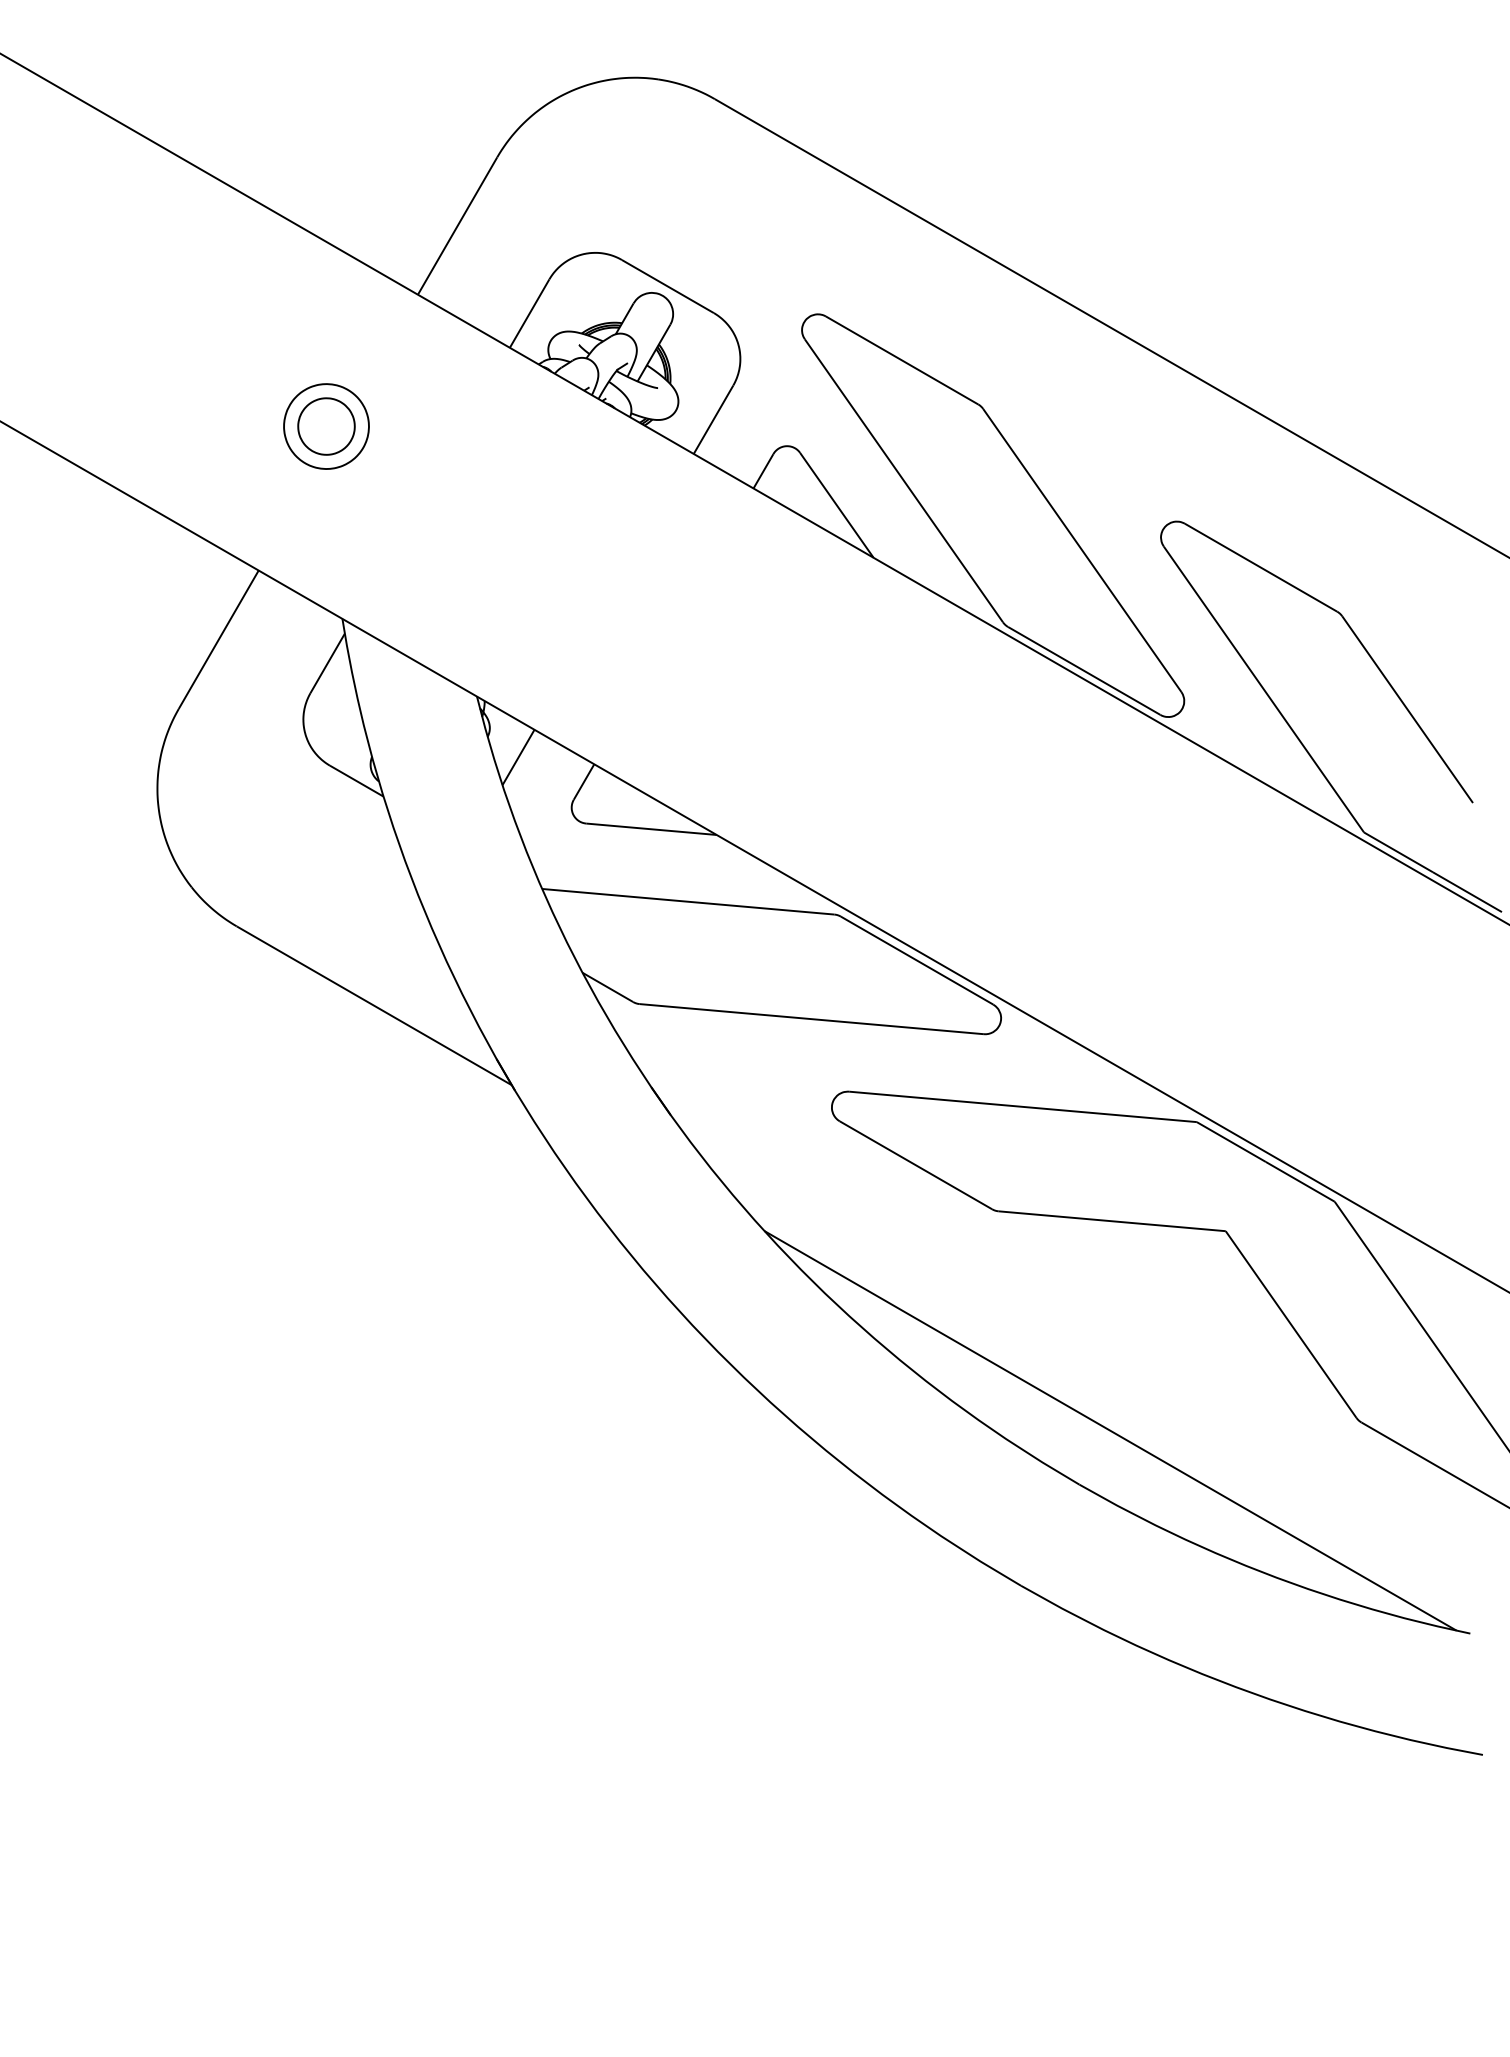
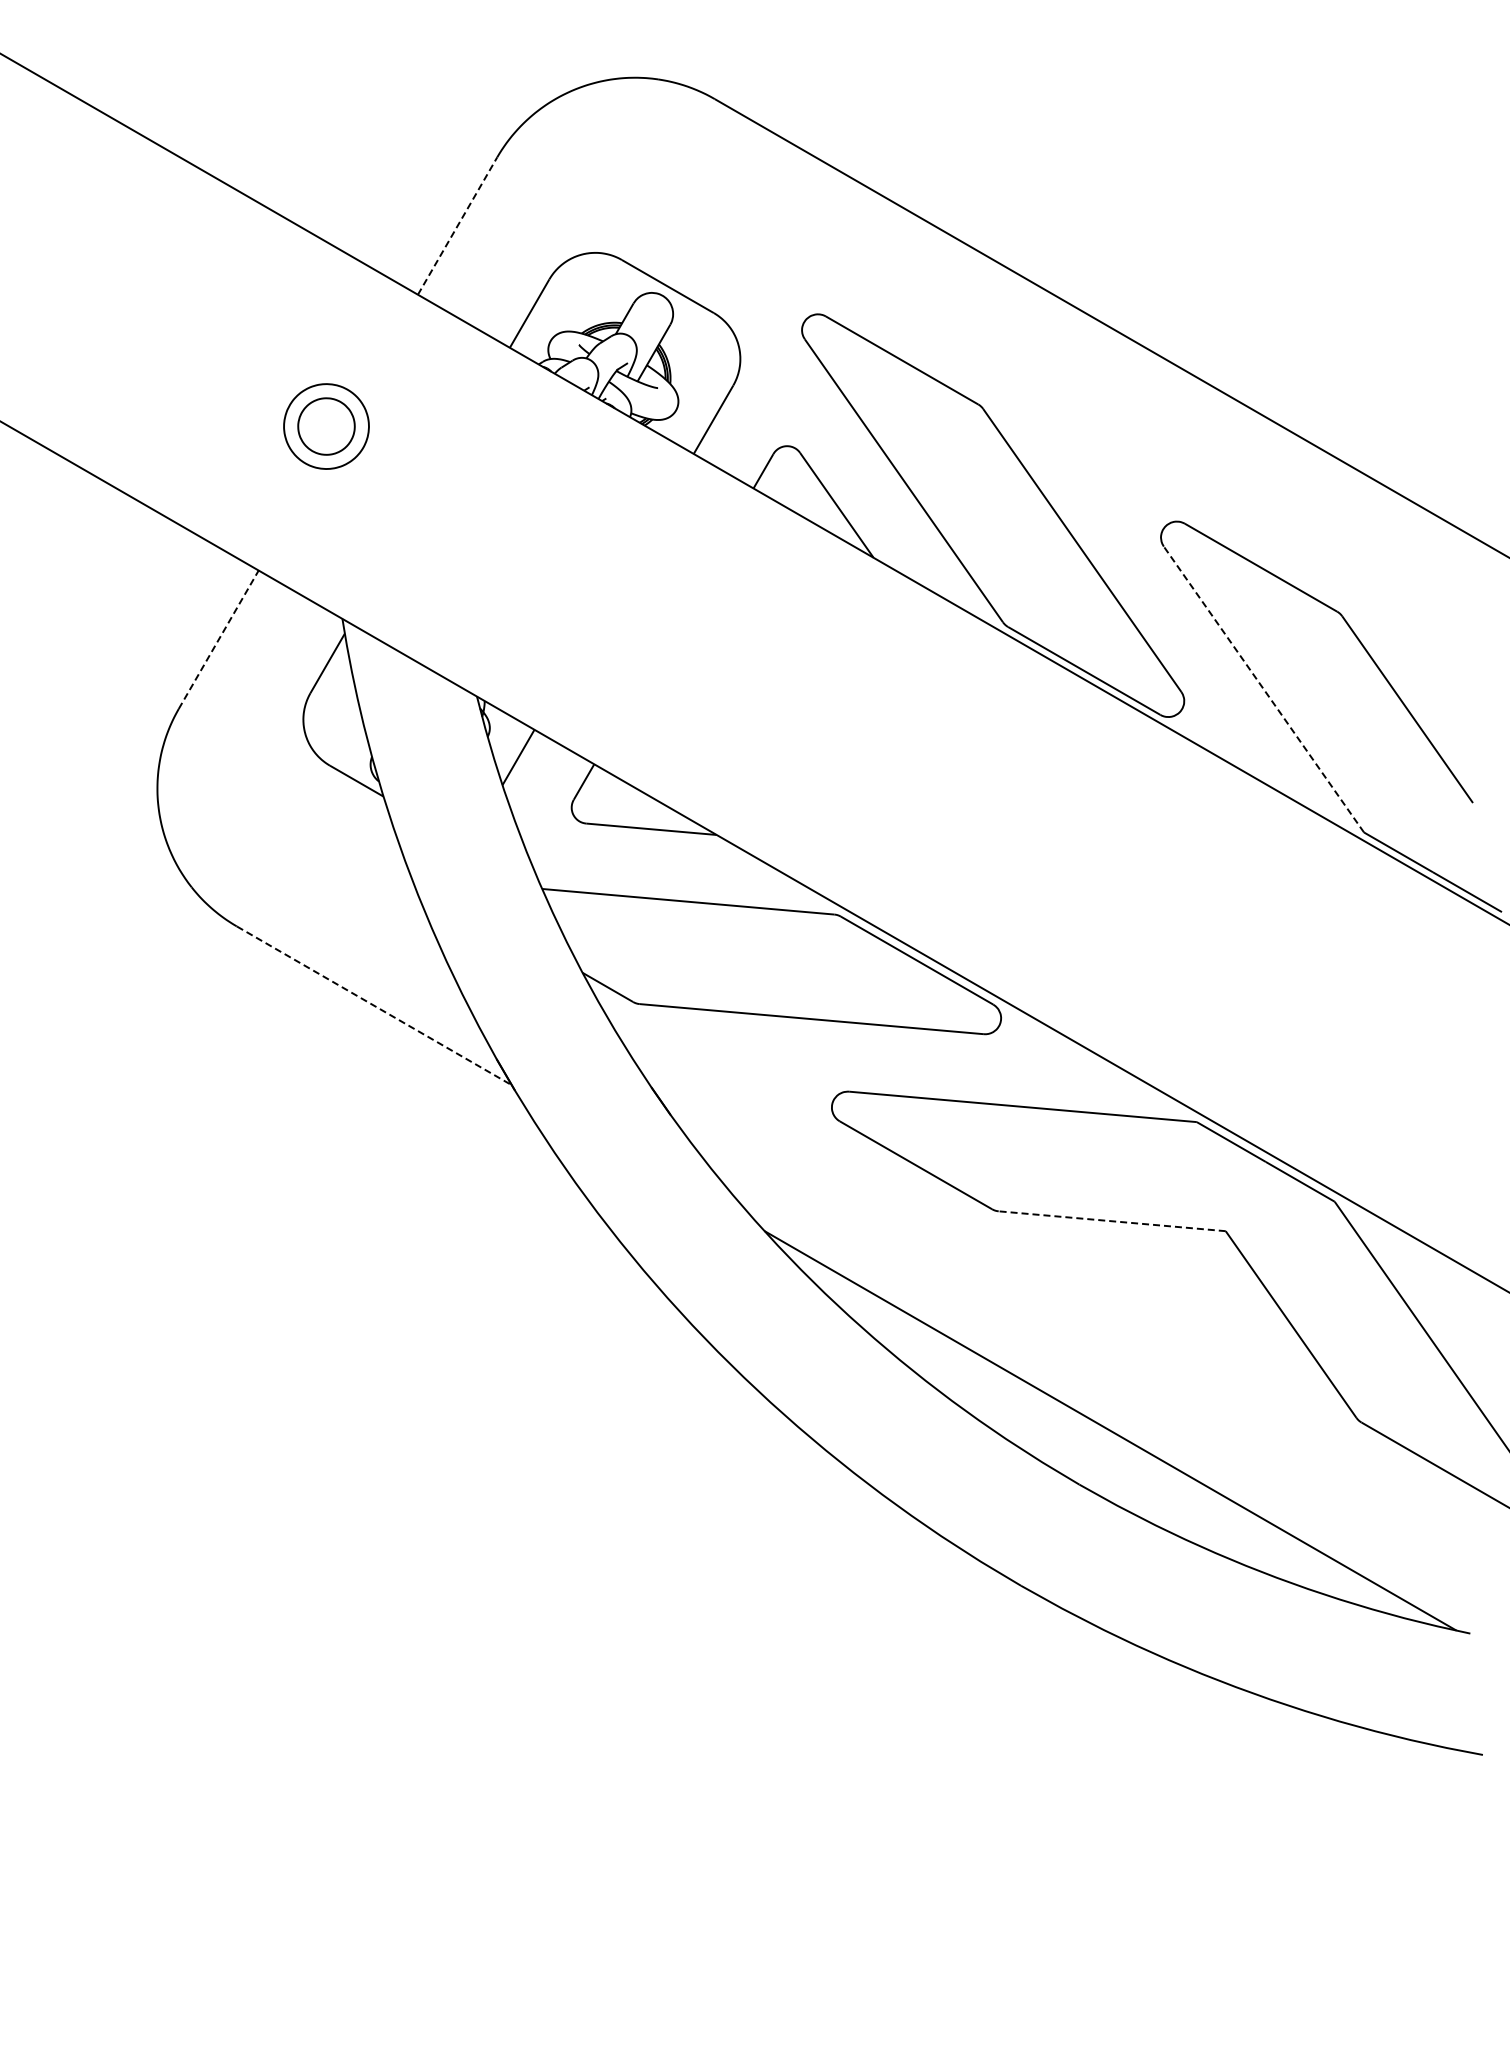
line: solid -> dashed (457, 225)
line: solid -> dashed (218, 639)
line: solid -> dashed (1263, 689)
line: solid -> dashed (374, 1005)
line: solid -> dashed (1112, 1221)
